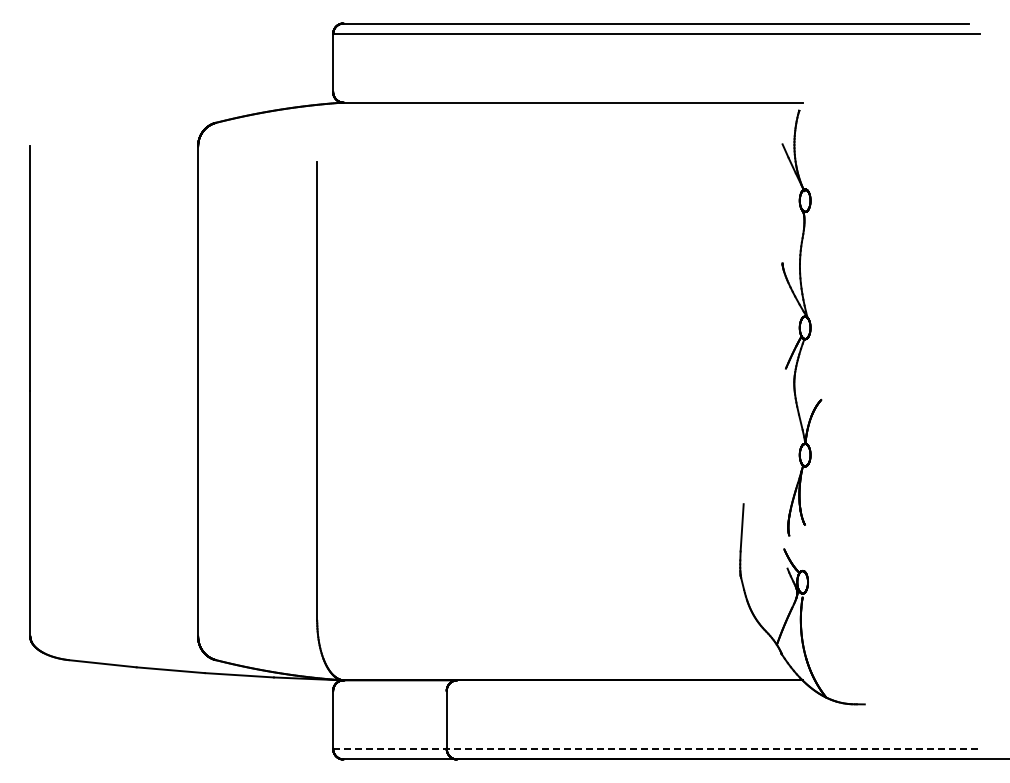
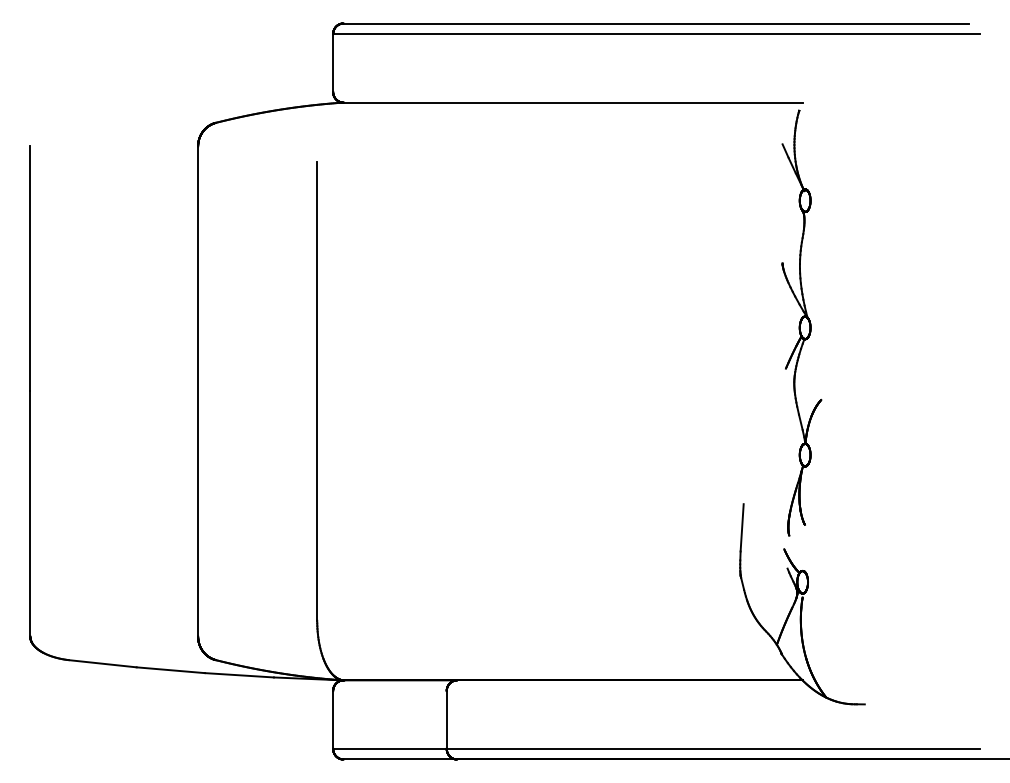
line: dashed -> solid (656, 748)
